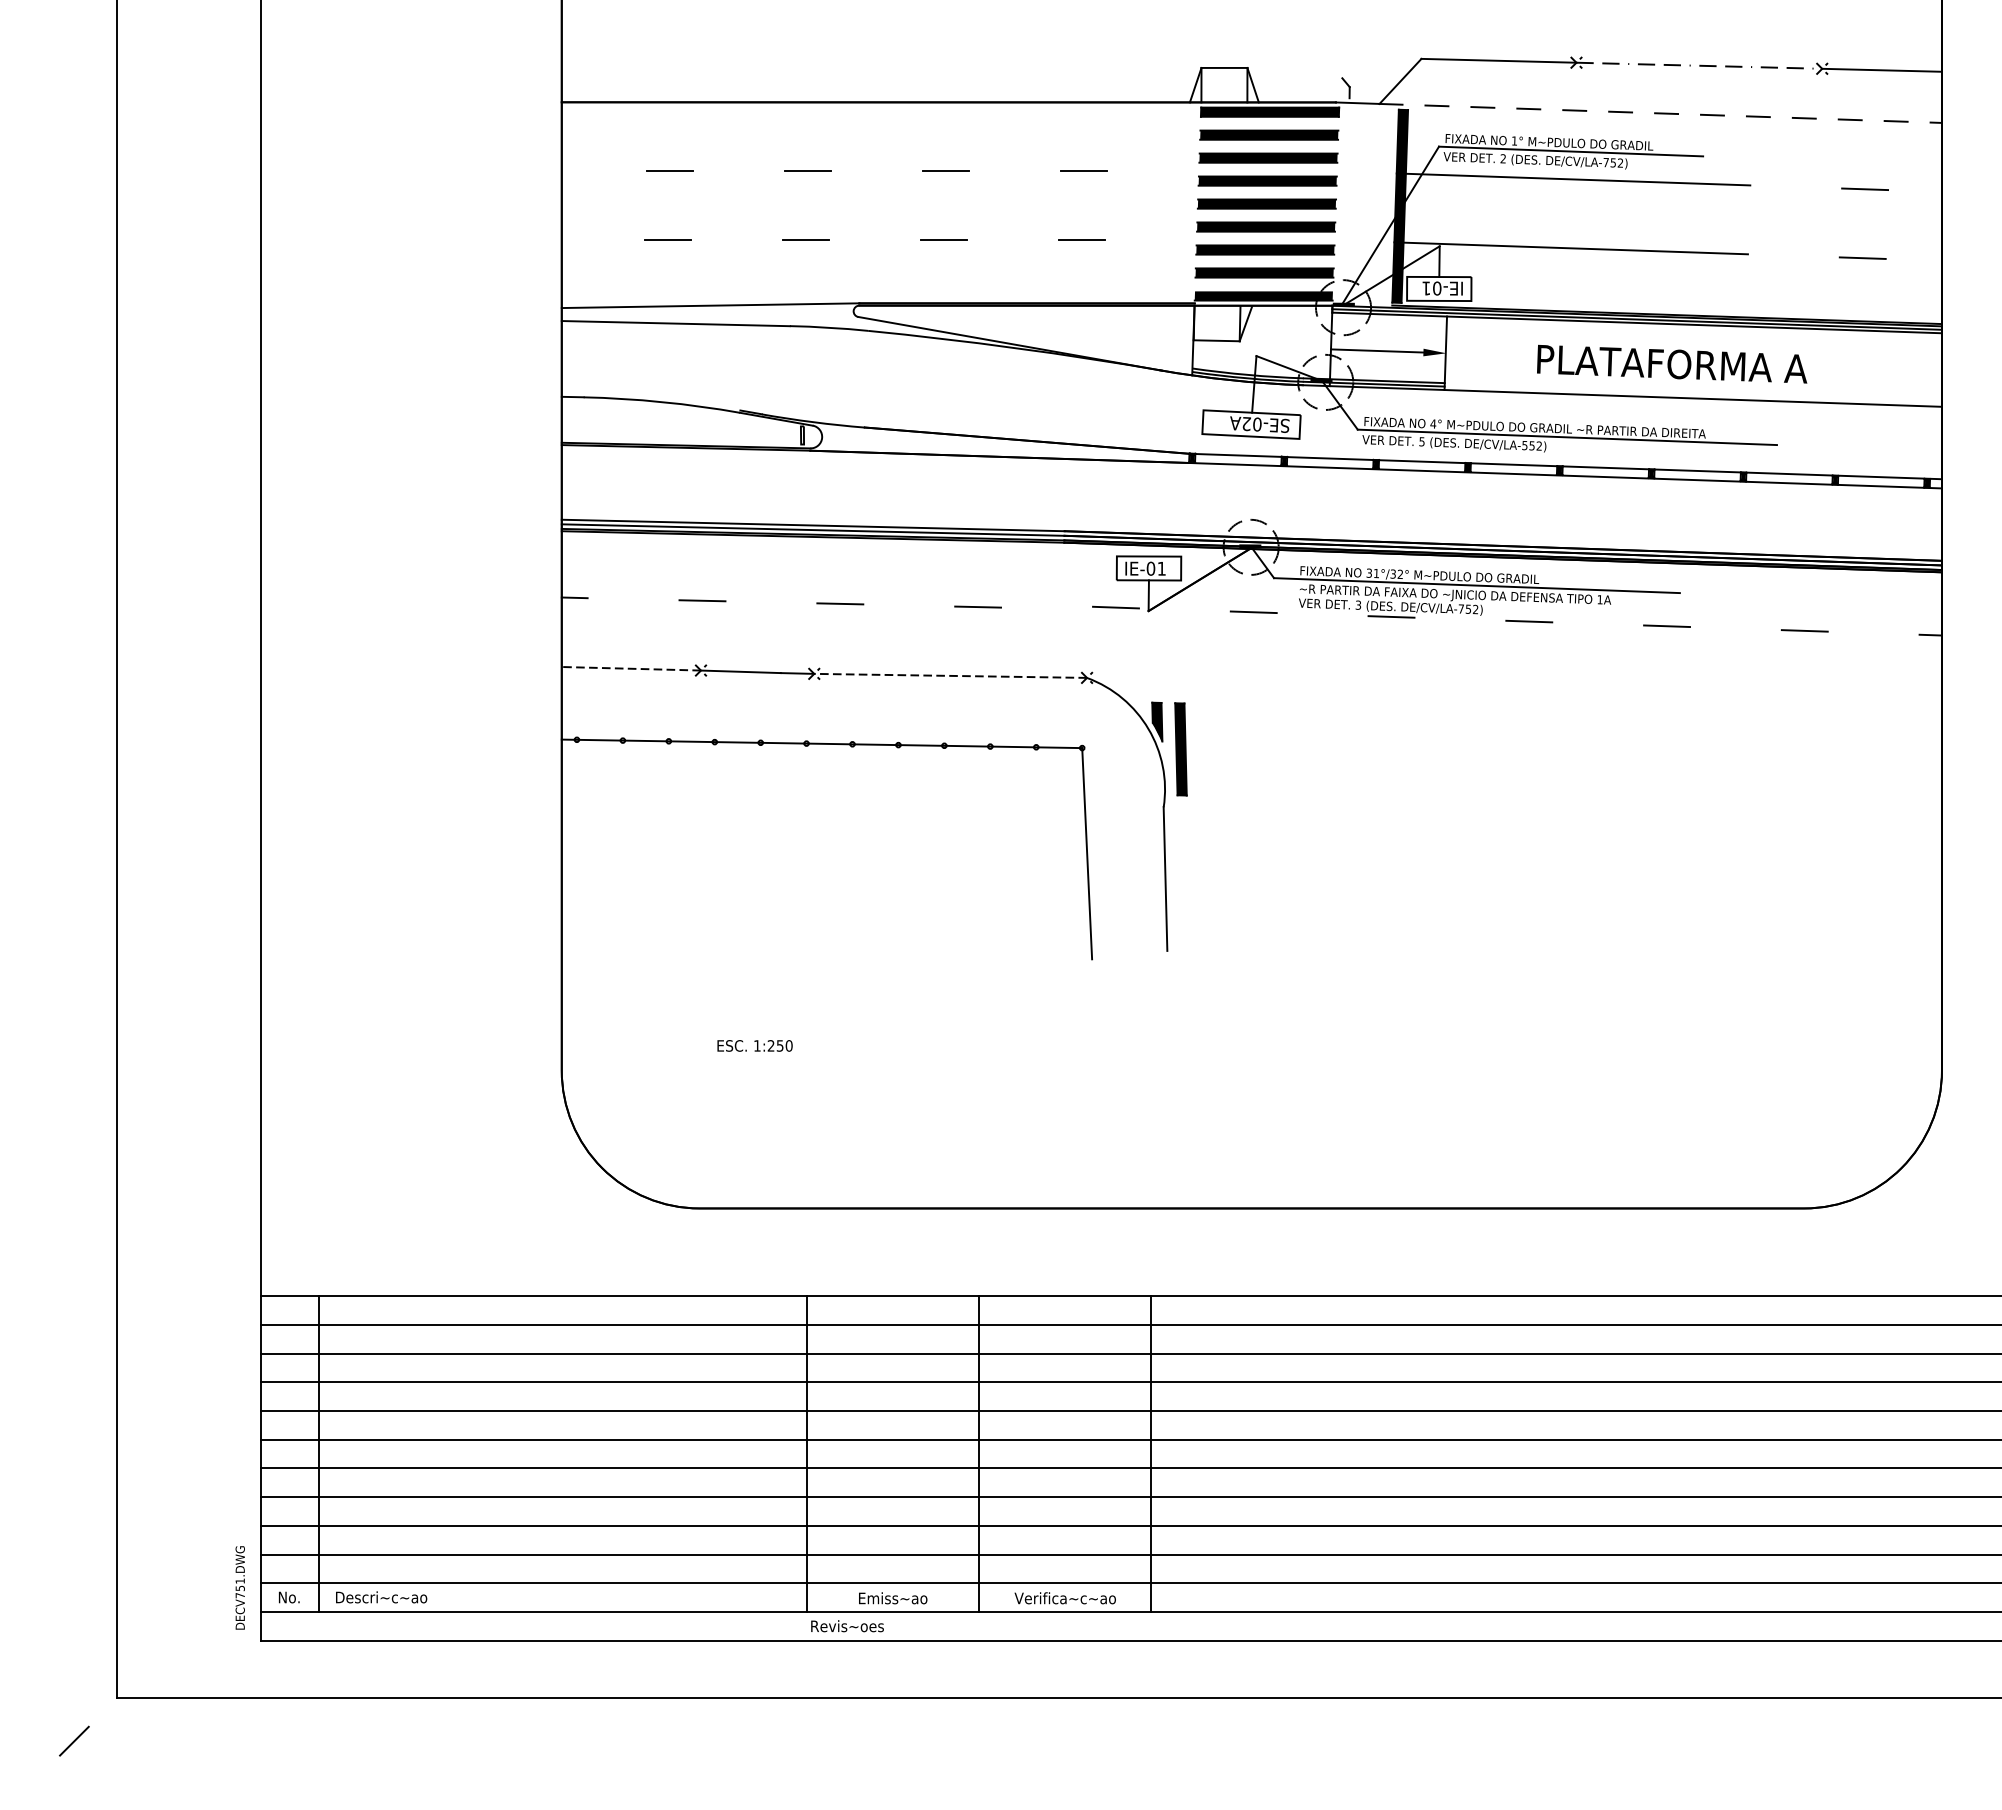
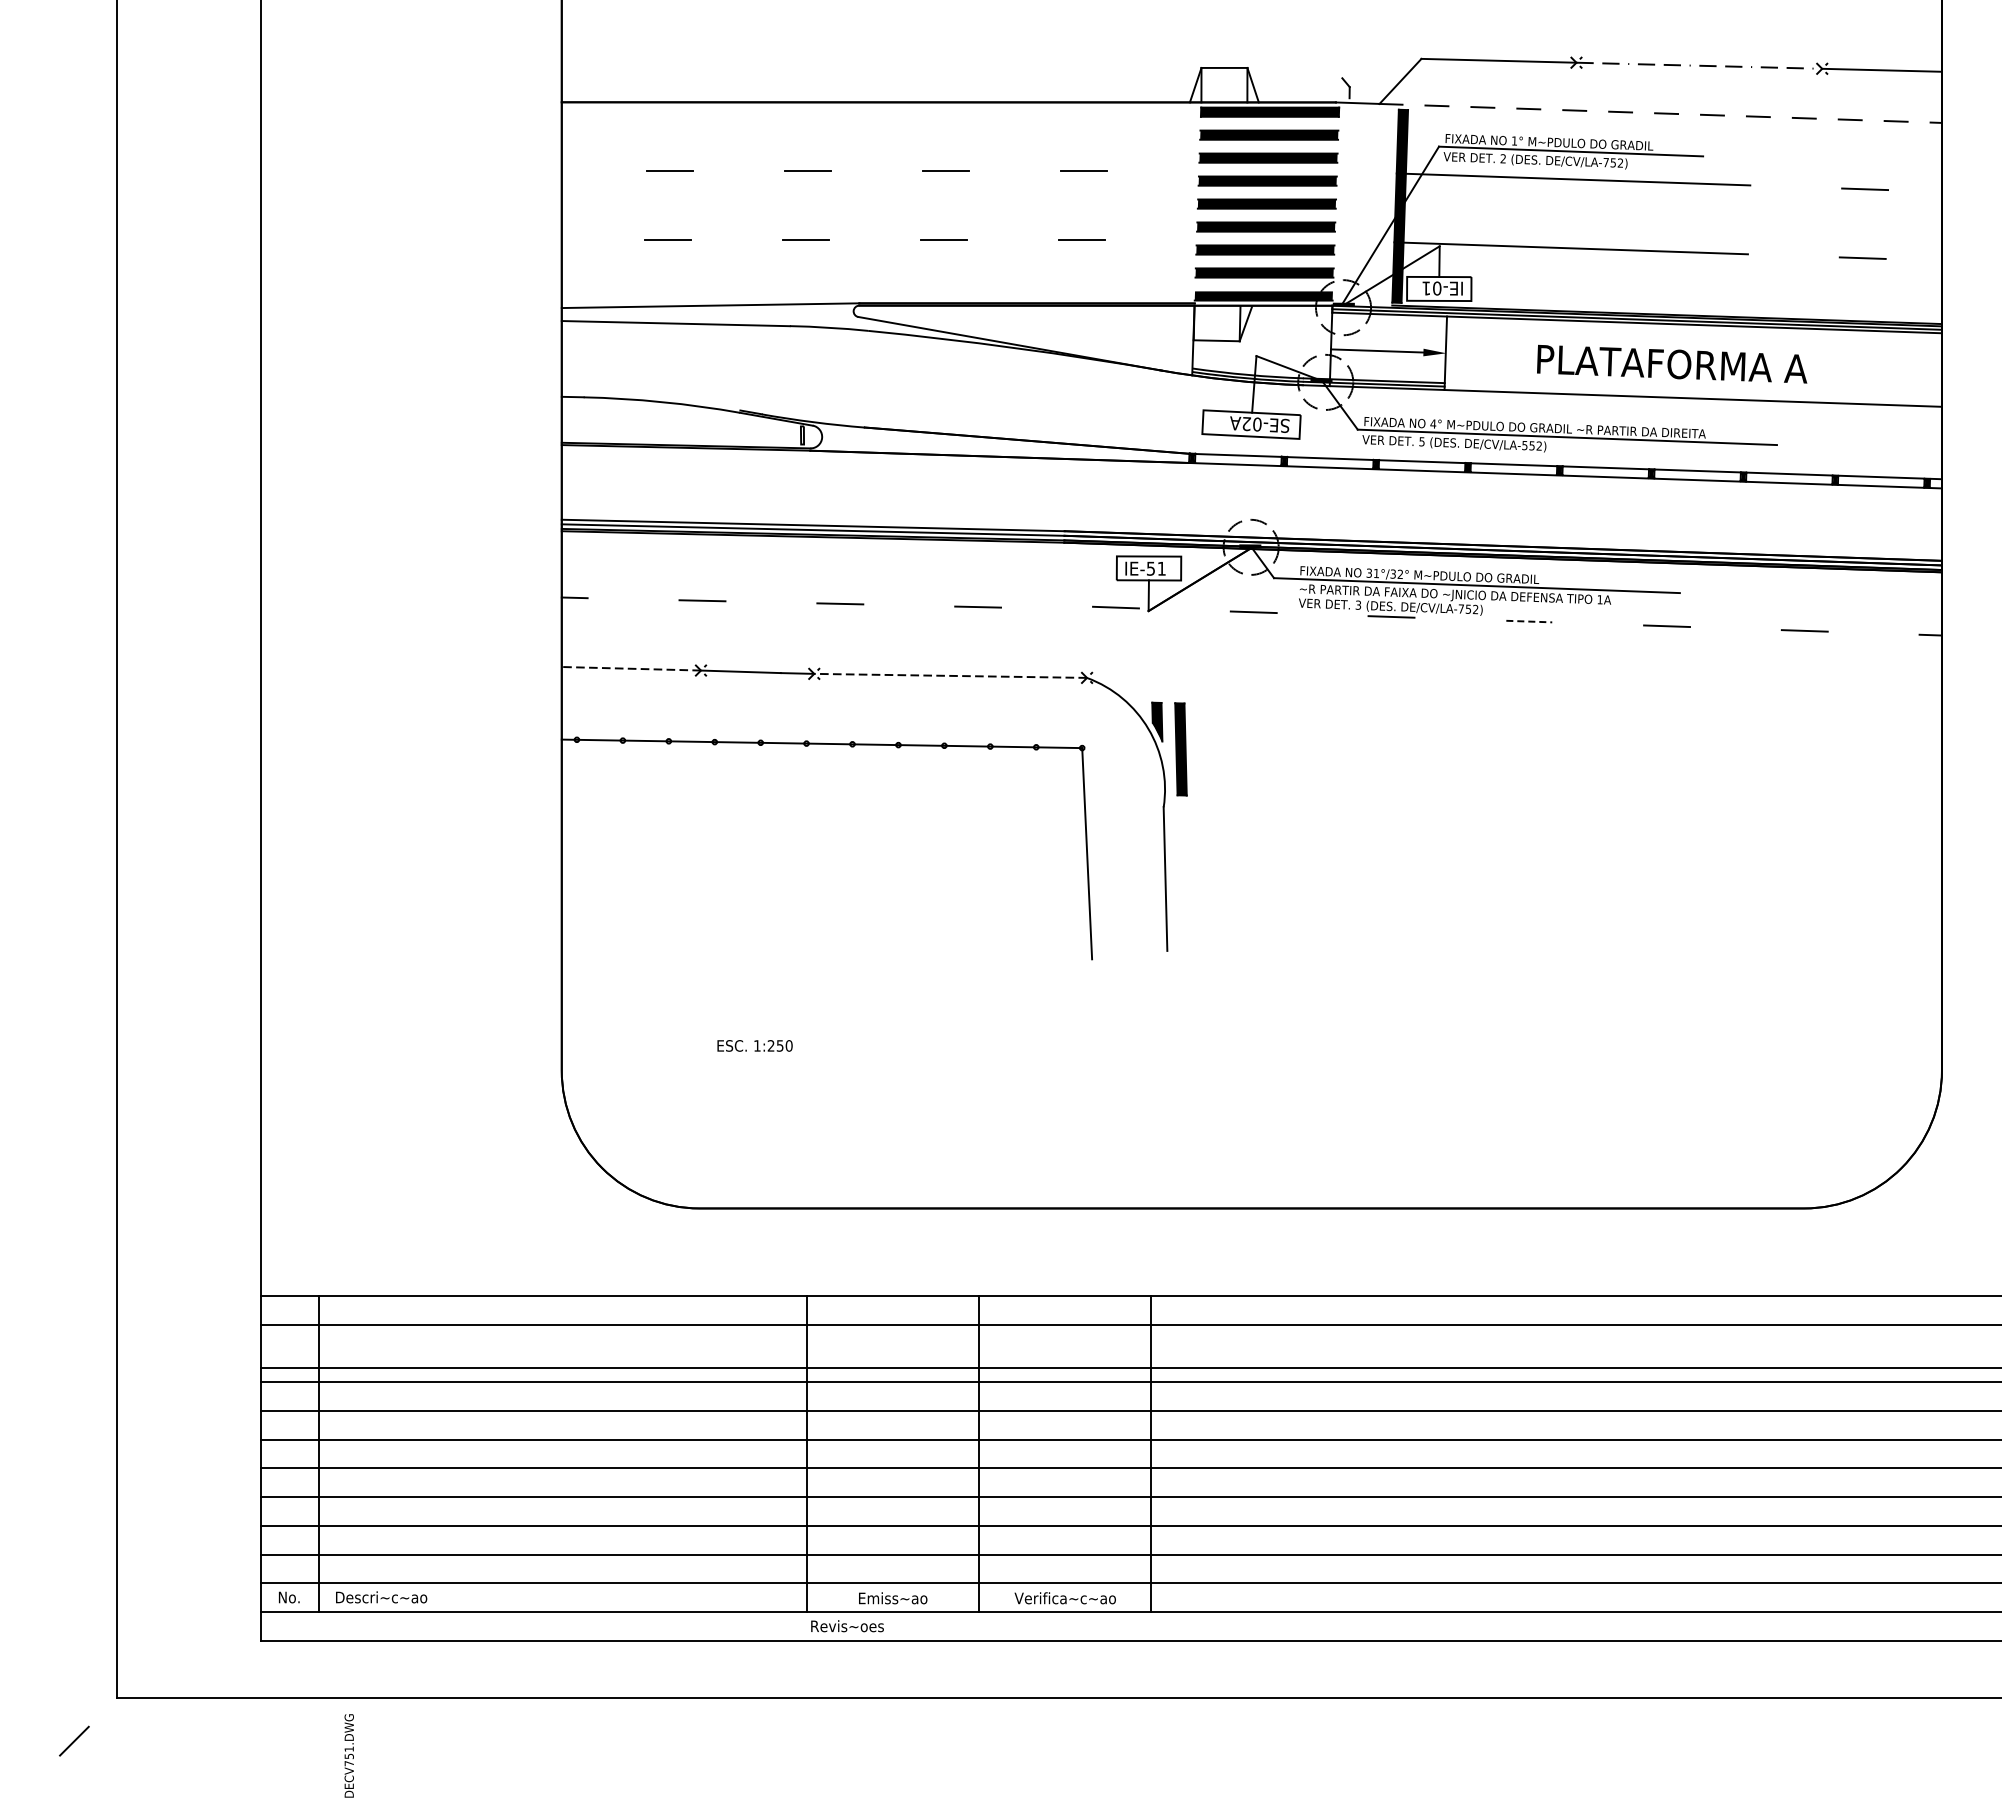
text: IE-01 -> IE-51 (1150, 568)
line: solid -> dashed (1529, 621)
line position: (1129, 1353) -> (1129, 1367) (1129, 1367)
text position: (239, 1587) -> (348, 1755) (348, 1755)
